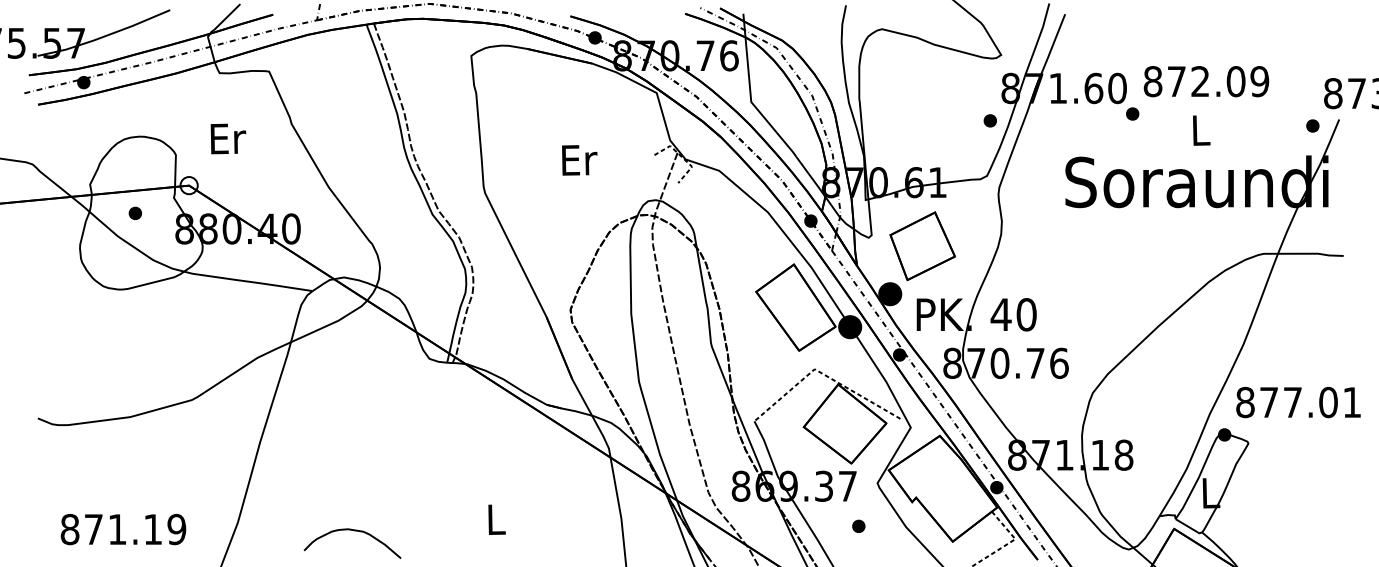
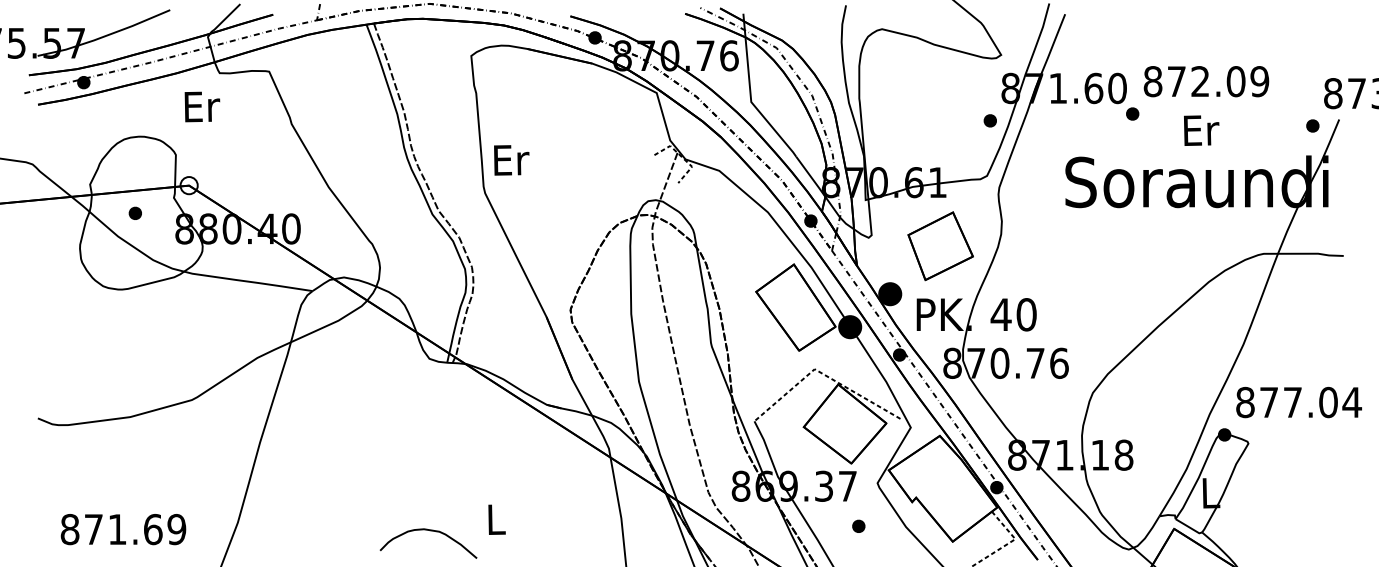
text: L -> Er (1201, 130)
text position: (228, 138) -> (202, 106) (202, 106)
text position: (579, 160) -> (511, 160) (511, 160)
part position: (922, 246) -> (940, 246) (940, 246)
text: 877.01 -> 877.04 (1352, 402)
text: 871.19 -> 871.69 (153, 529)
curve position: (354, 531) -> (430, 531) (430, 531)
